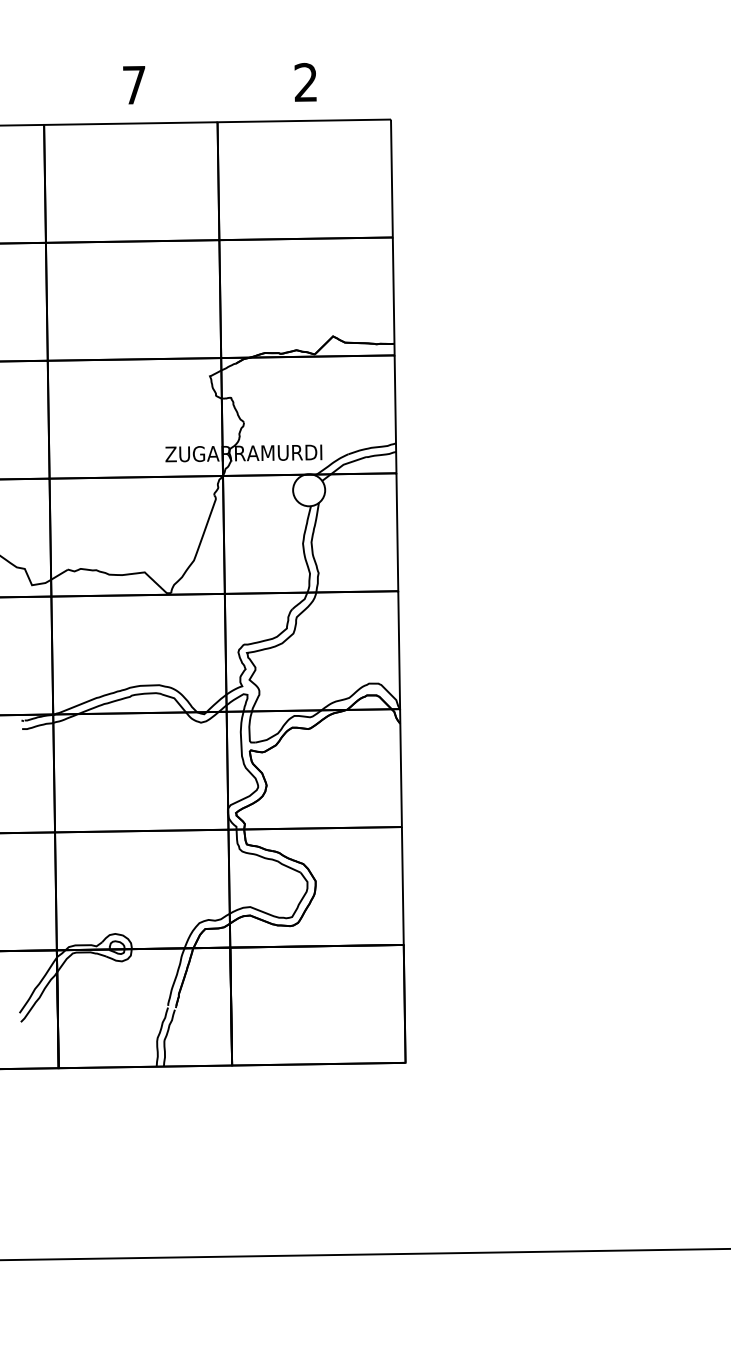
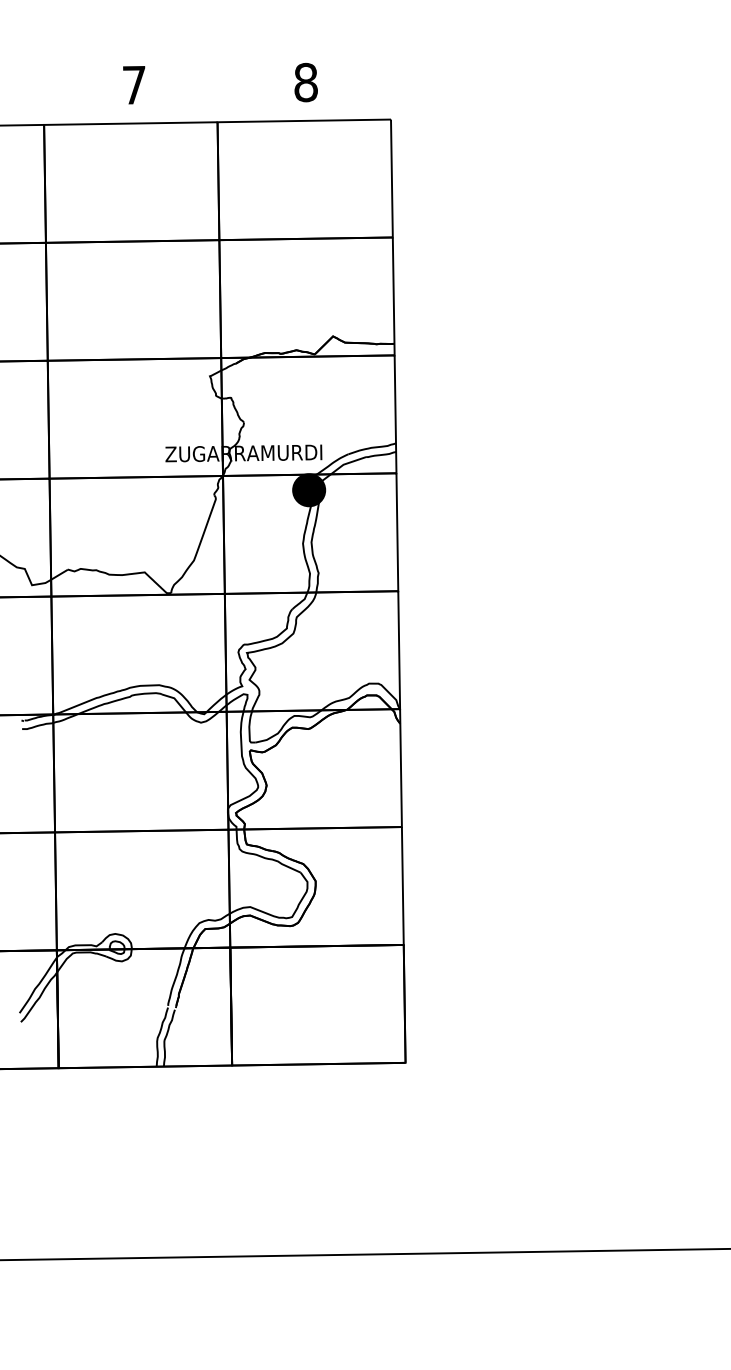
text: 2 -> 8 (305, 82)
fill: none -> present (309, 490)
fill: none -> present (309, 490)
